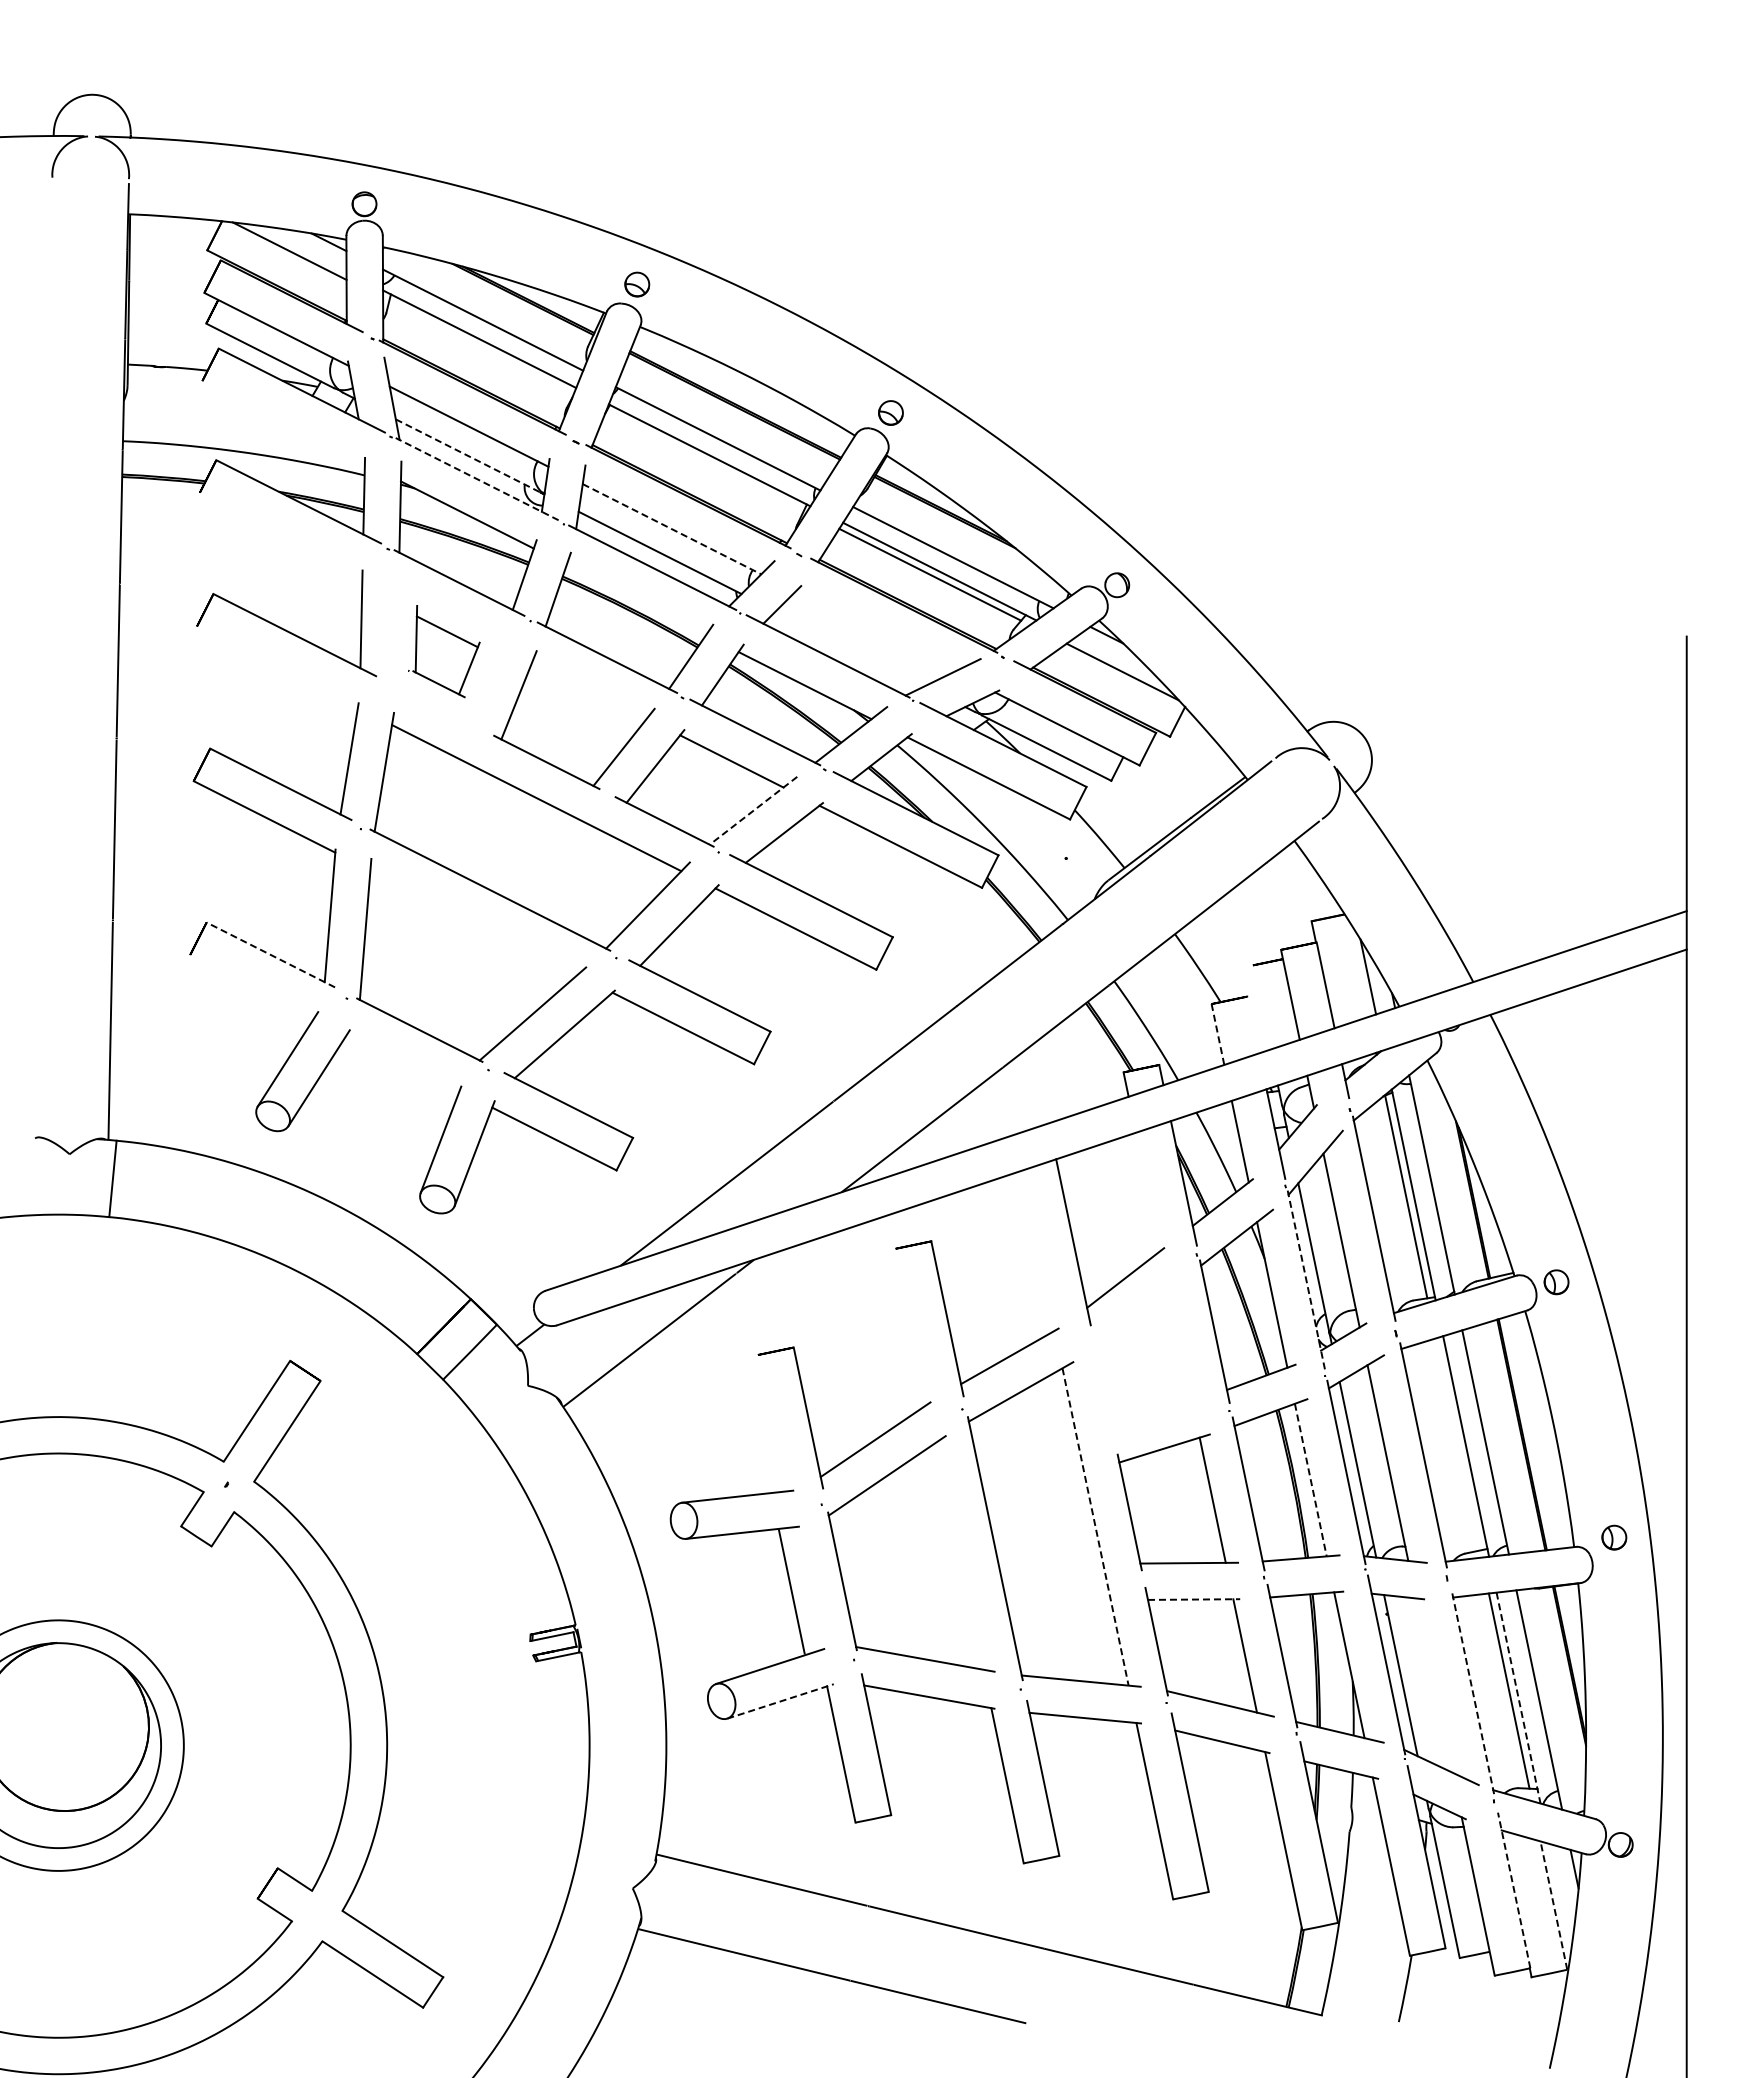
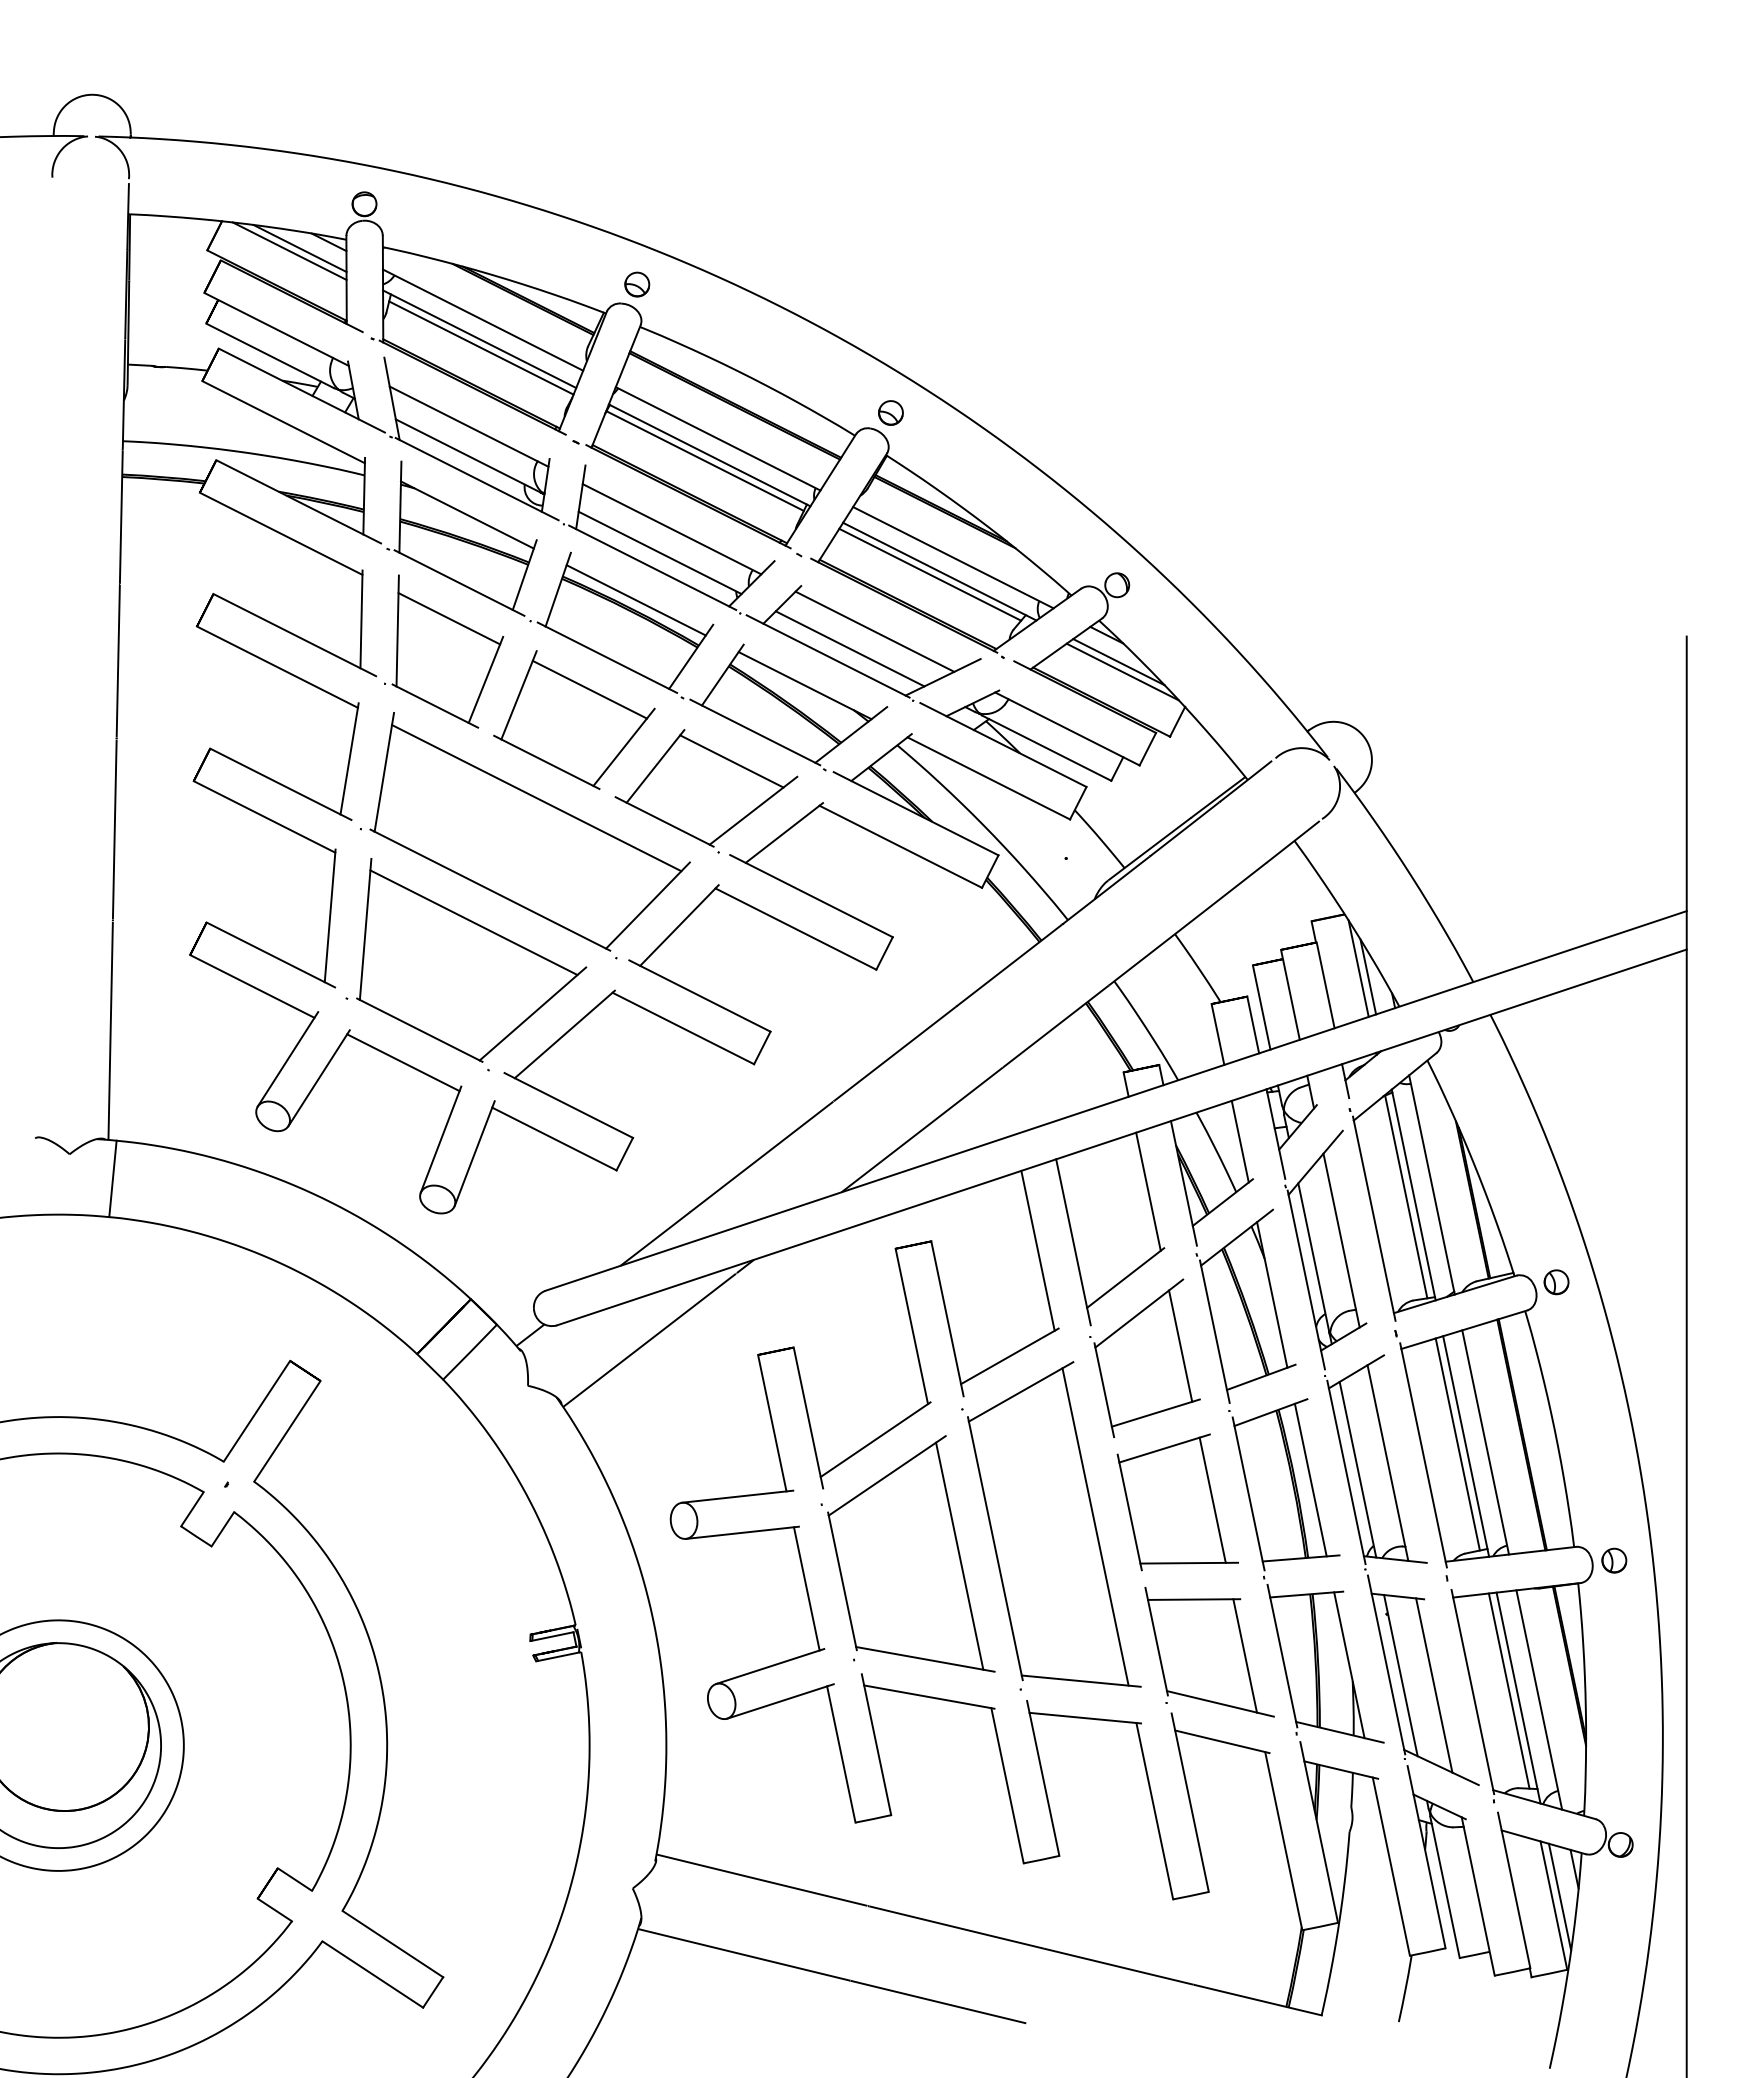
line: none -> present (299, 248)
line: none -> present (481, 347)
line: none -> present (283, 422)
line: dashed -> solid (468, 455)
line: none -> present (704, 460)
line: dashed -> solid (476, 478)
line: dashed -> solid (672, 529)
line: none -> present (280, 533)
line: none -> present (635, 600)
line: none -> present (874, 631)
line: none -> present (849, 648)
part size: 73x94 px -> 121x155 px (444, 651)
line: none -> present (1118, 662)
line: none -> present (277, 666)
line: none -> present (589, 689)
line: dashed -> solid (753, 811)
line: none -> present (473, 922)
line: dashed -> solid (270, 954)
line: none -> present (1358, 968)
line: none -> present (252, 986)
line: none -> present (1261, 1007)
line: none -> present (1253, 1024)
line: dashed -> solid (1218, 1035)
line: none -> present (403, 1062)
line: none -> present (1148, 1191)
line: none -> present (1037, 1250)
line: dashed -> solid (1306, 1279)
line: none -> present (911, 1326)
part: none -> present (1144, 1358)
line: none -> present (772, 1423)
line: none -> present (1457, 1444)
line: dashed -> solid (1310, 1480)
line: dashed -> solid (1095, 1527)
part position: (1614, 1537) -> (1614, 1560) (1614, 1560)
line: none -> present (959, 1555)
line position: (791, 1591) -> (806, 1588) (806, 1588)
line: dashed -> solid (1194, 1599)
line: none -> present (1434, 1685)
line: dashed -> solid (1472, 1691)
line: dashed -> solid (1518, 1698)
line: dashed -> solid (780, 1701)
line: dashed -> solid (1514, 1889)
line: none -> present (1559, 1896)
line: dashed -> solid (1553, 1905)
